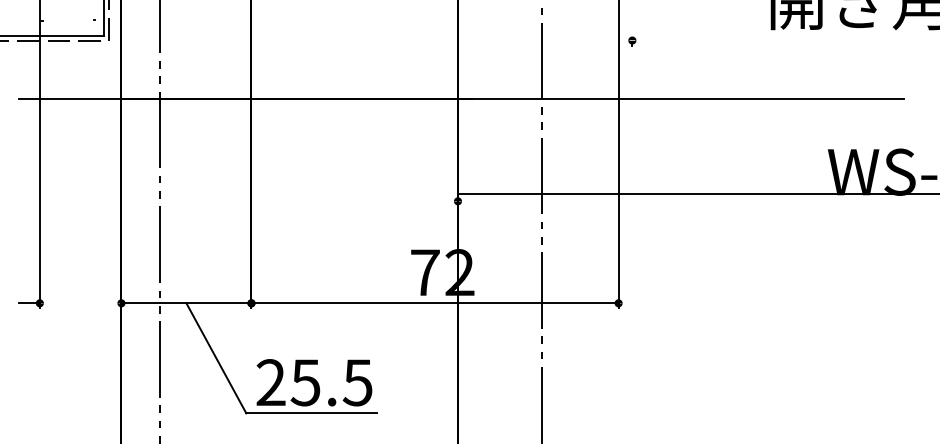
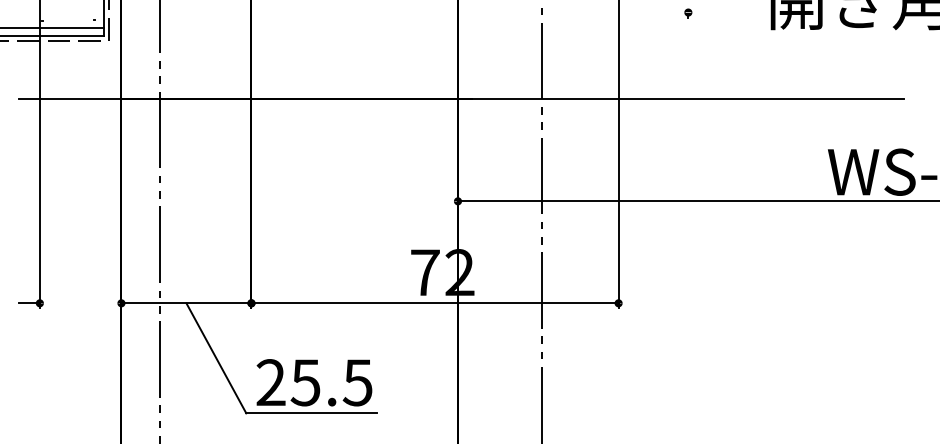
line: none -> present (52, 27)
part position: (632, 41) -> (688, 13) (688, 13)
line position: (696, 194) -> (696, 201) (696, 201)
